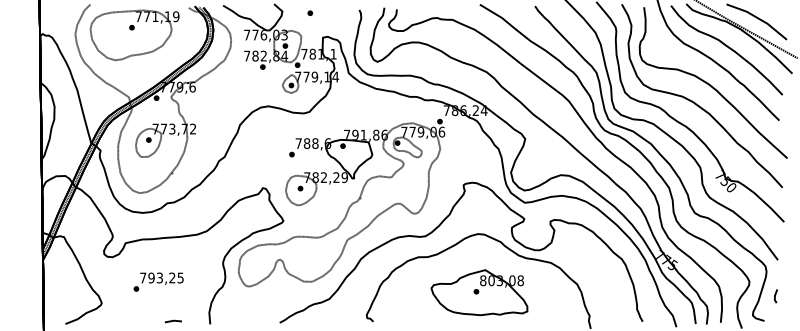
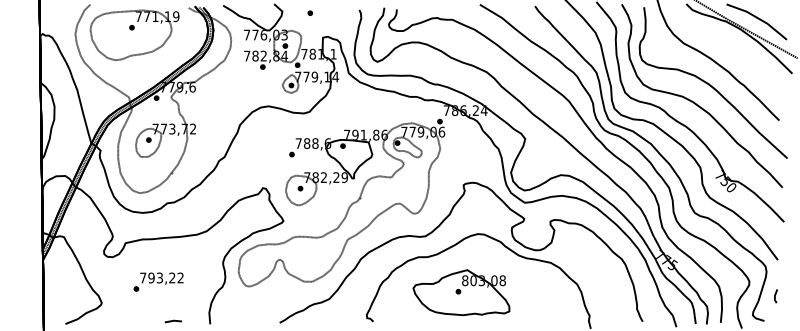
part: present -> none (726, 50)
text: 793,25 -> 793,22 (180, 277)
part position: (479, 292) -> (461, 292) (461, 292)
